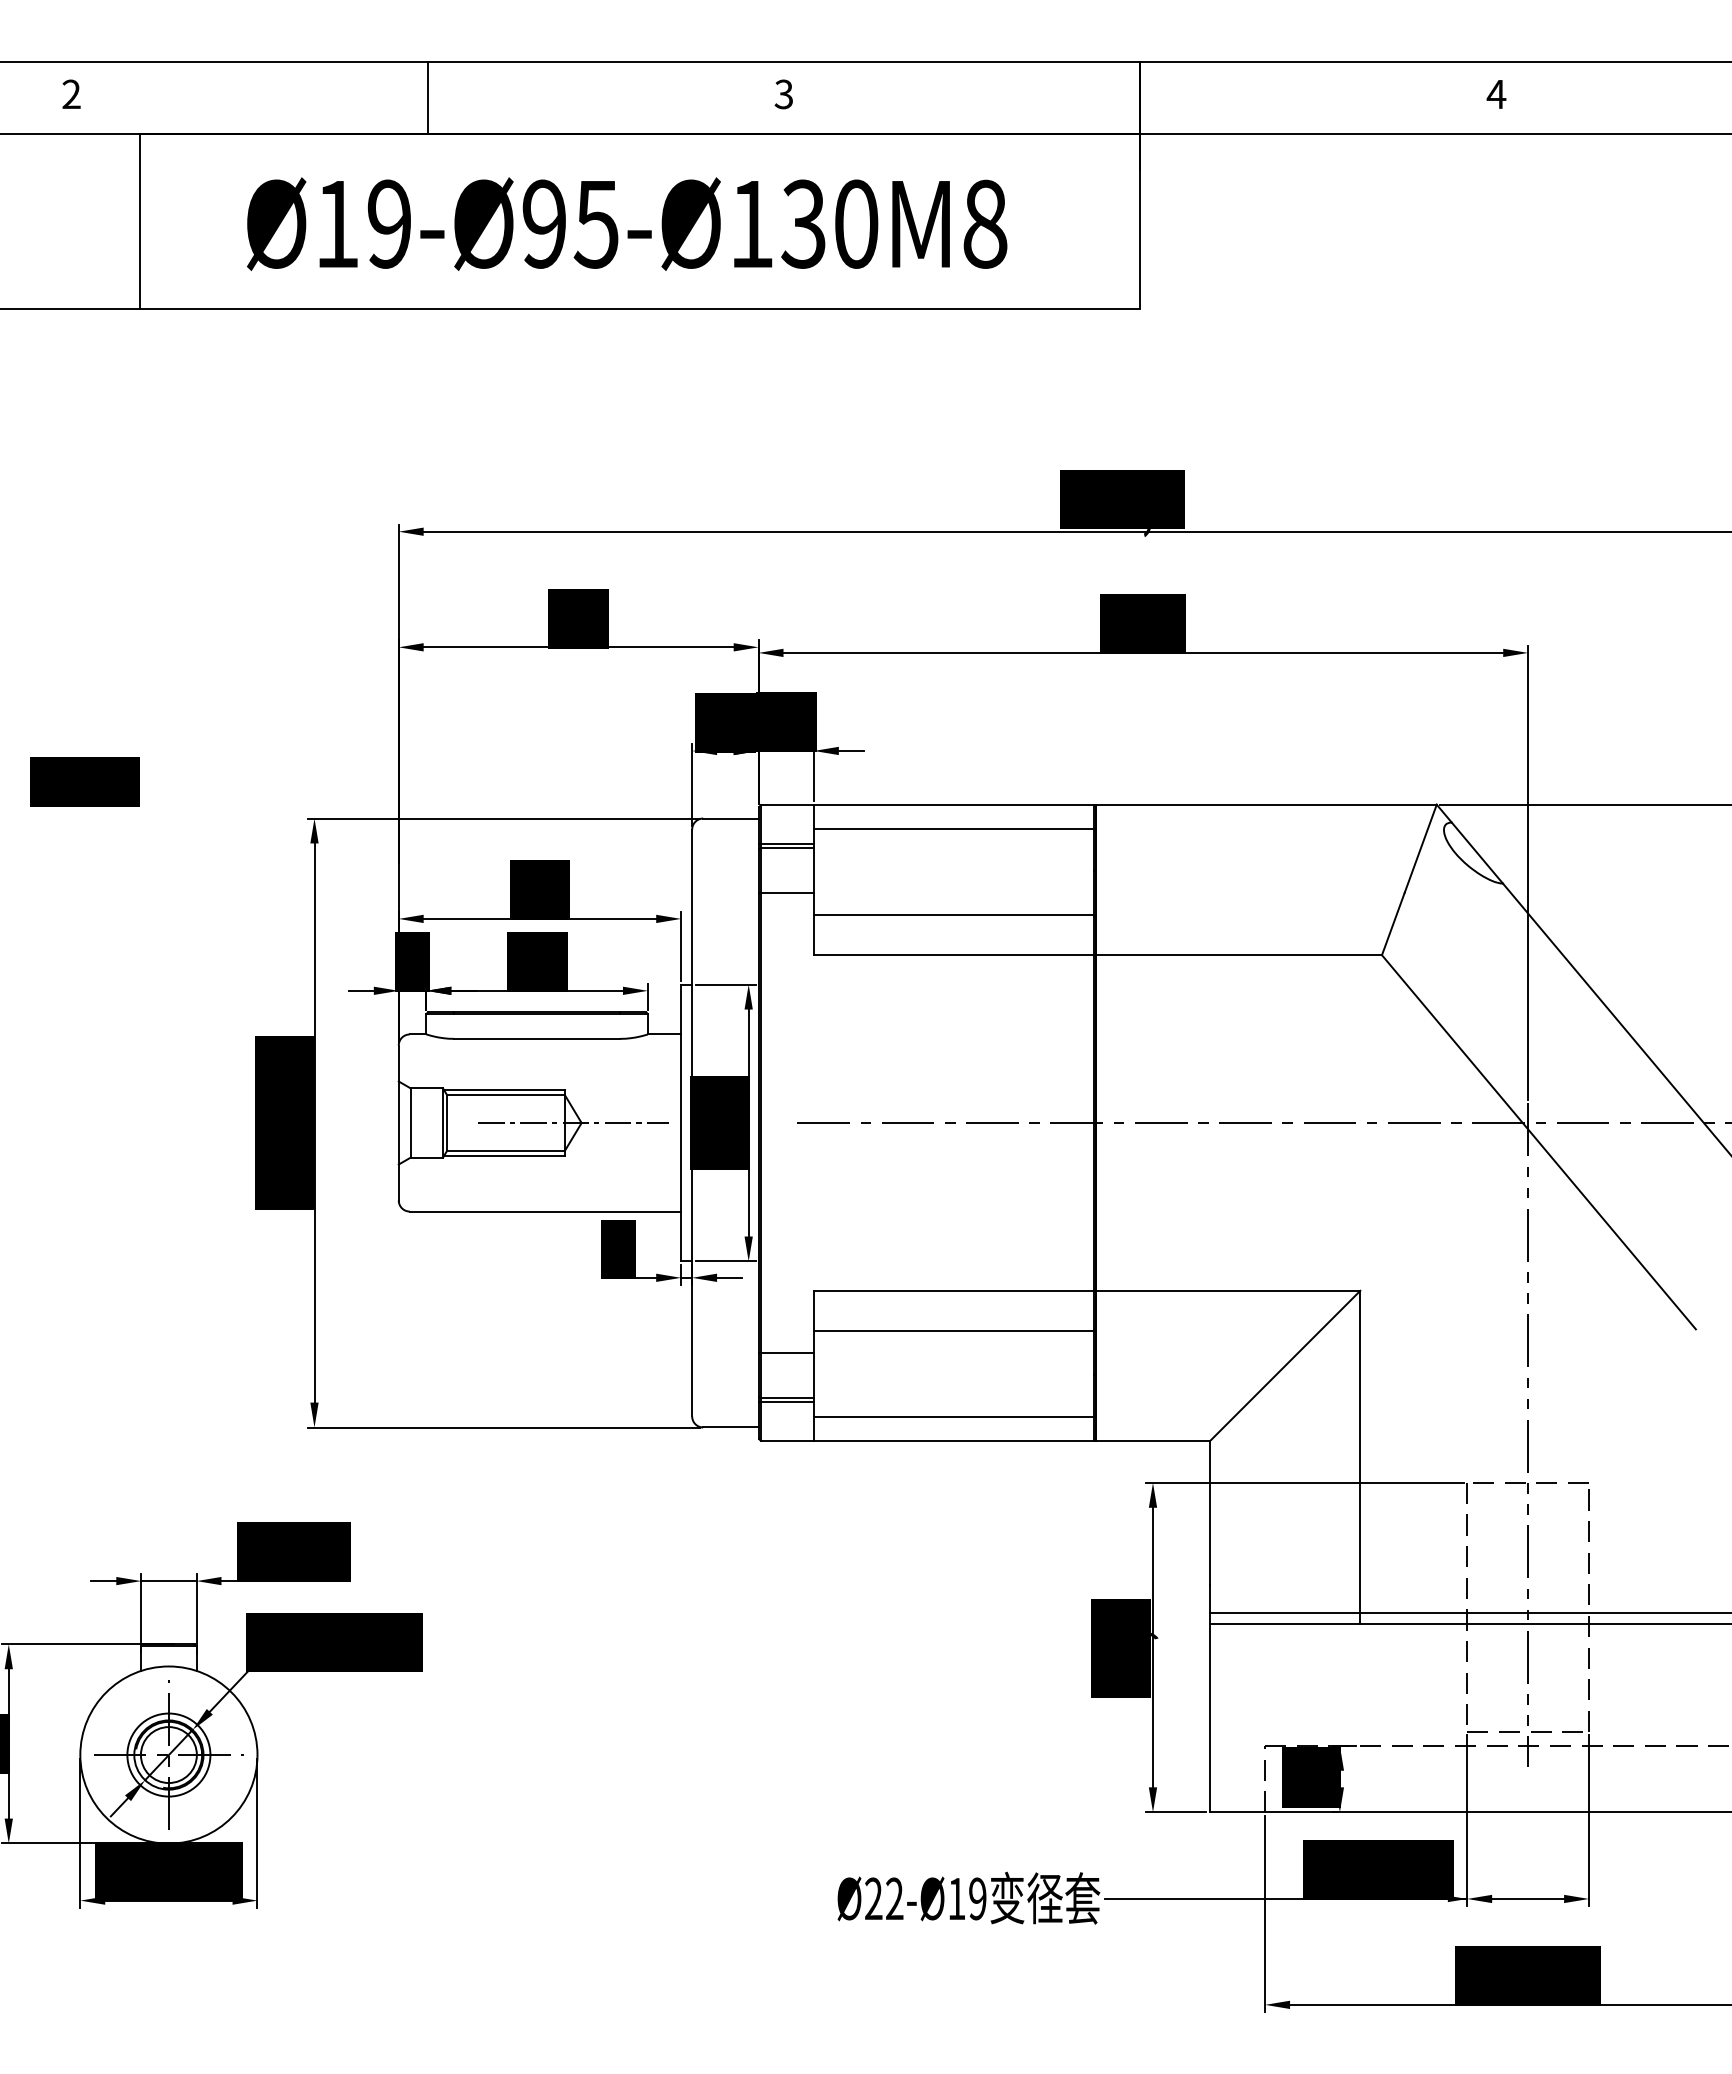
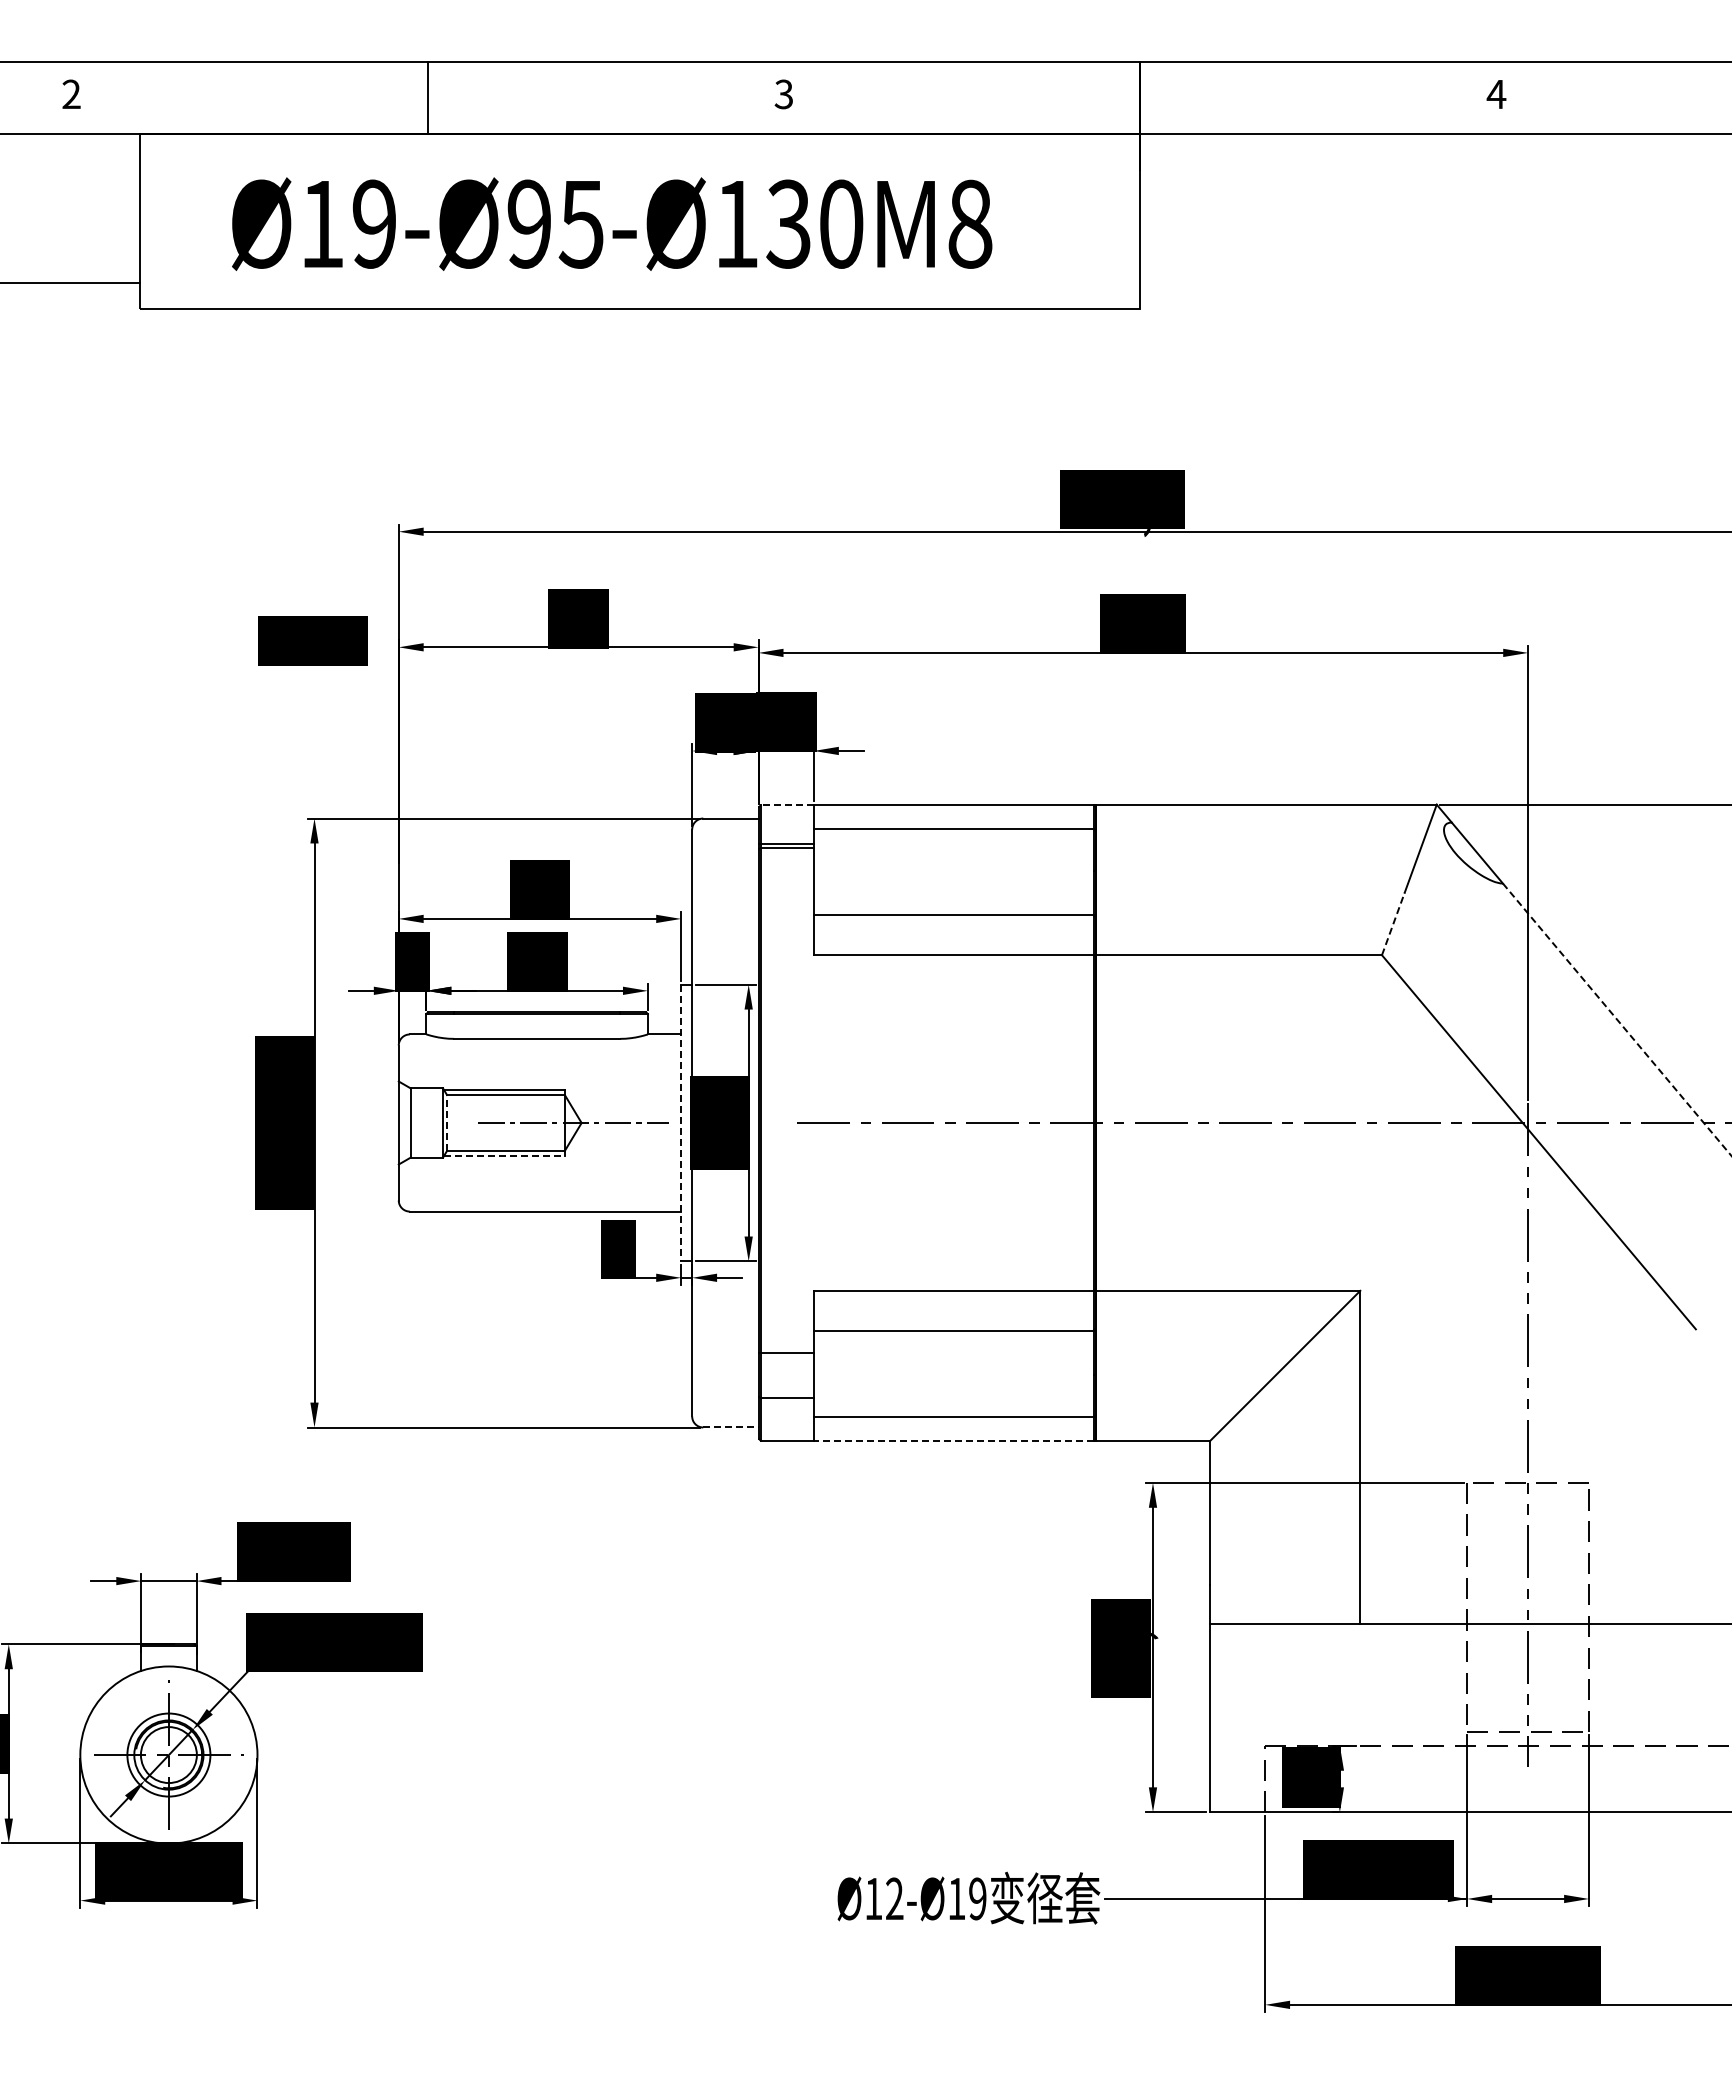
text position: (627, 223) -> (612, 223) (612, 223)
line position: (70, 309) -> (70, 283) (70, 283)
text position: (84, 781) -> (312, 640) (312, 640)
line: solid -> dashed (787, 804)
line: present -> none (785, 893)
line: solid -> dashed (1393, 923)
line: solid -> dashed (1617, 1019)
line: solid -> dashed (447, 1123)
line: solid -> dashed (681, 1123)
line: solid -> dashed (504, 1156)
line: present -> none (785, 1402)
line: solid -> dashed (730, 1427)
line: solid -> dashed (953, 1441)
line: present -> none (1468, 1612)
text: 22- -> 12- (873, 1898)
